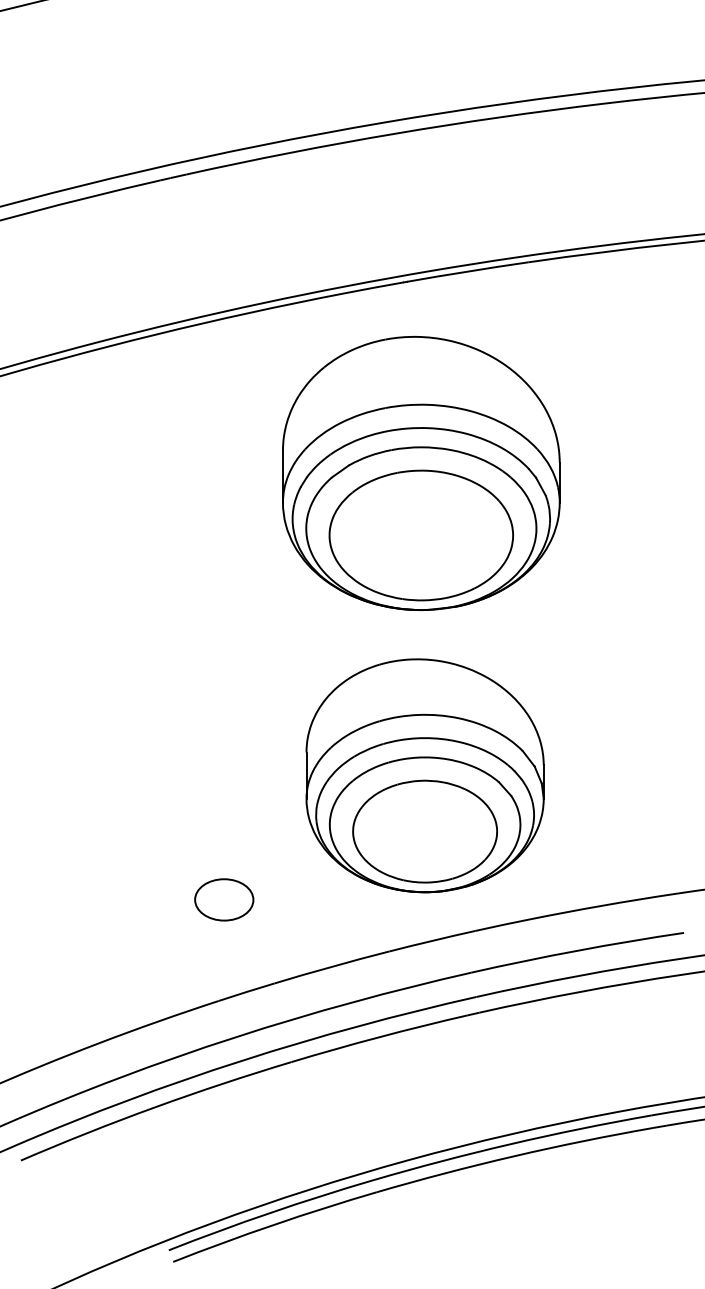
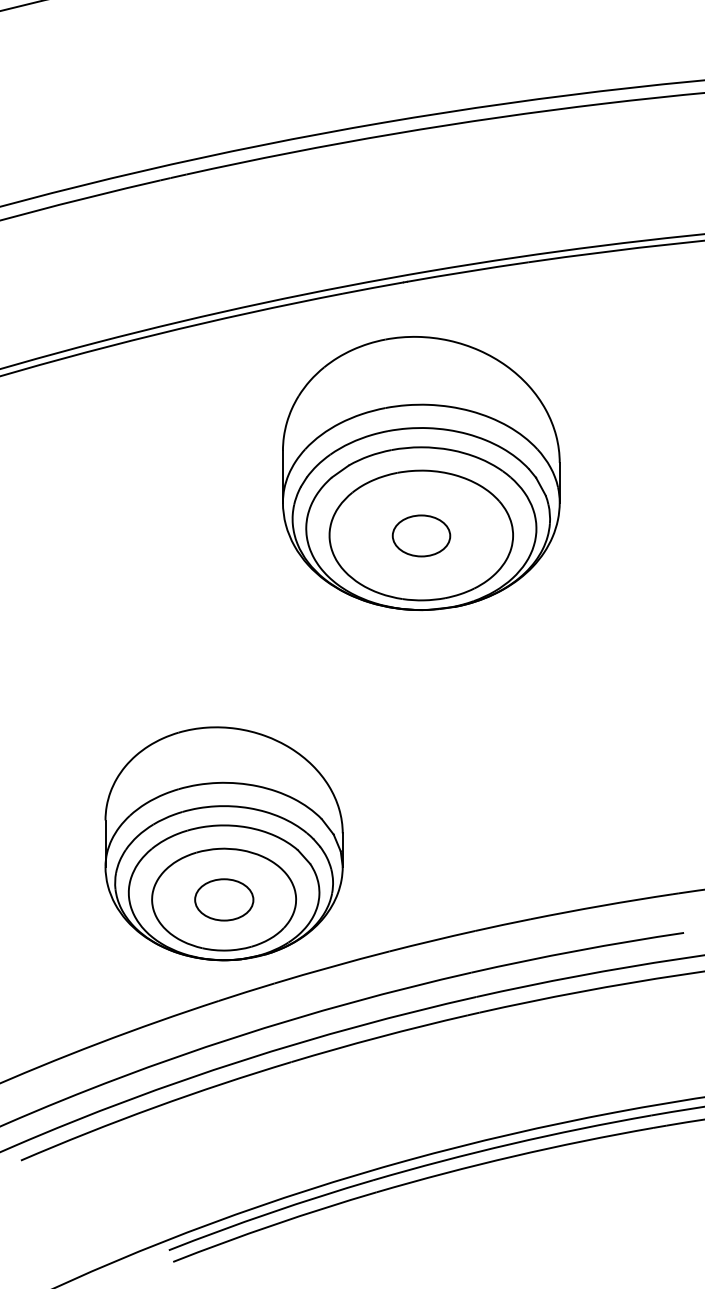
part: none -> present (421, 535)
part position: (424, 775) -> (223, 843) (223, 843)
